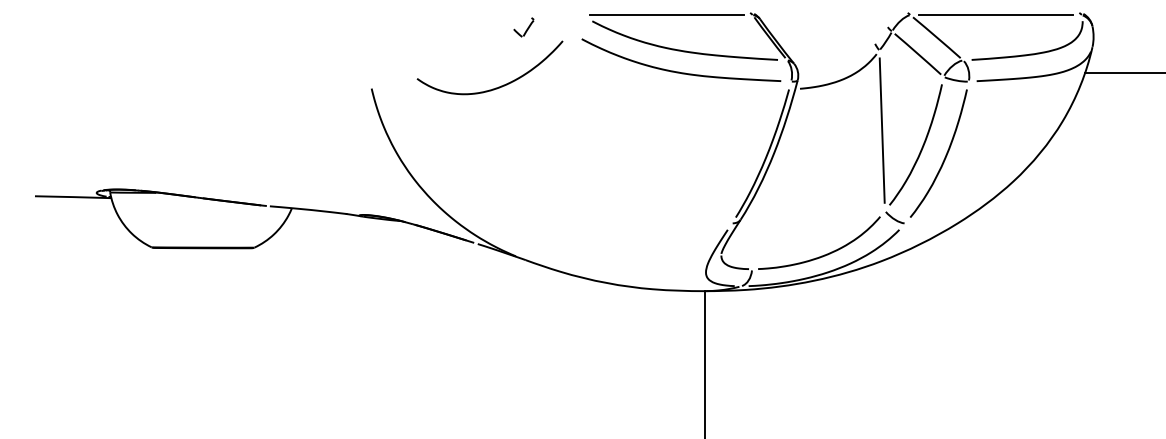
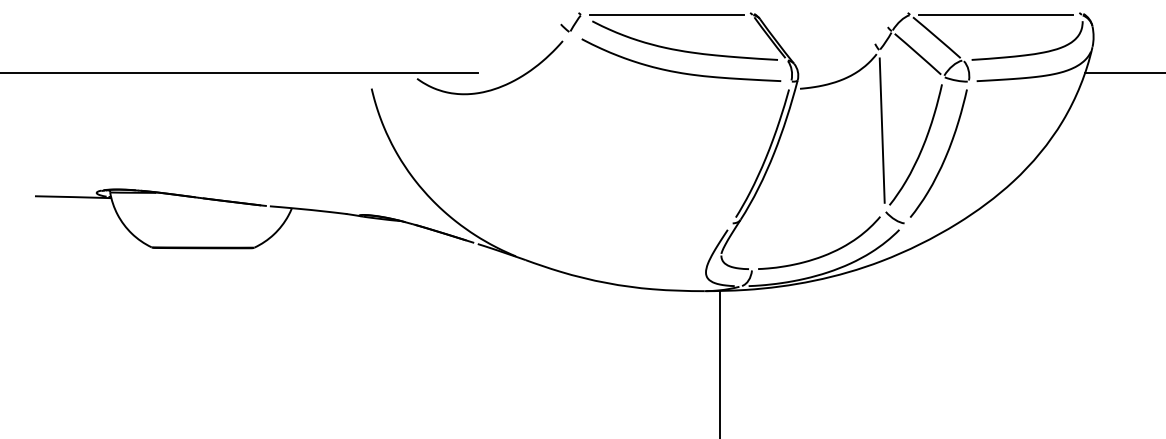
part position: (523, 27) -> (570, 22) (570, 22)
line: none -> present (240, 73)
line position: (704, 363) -> (719, 363) (719, 363)
